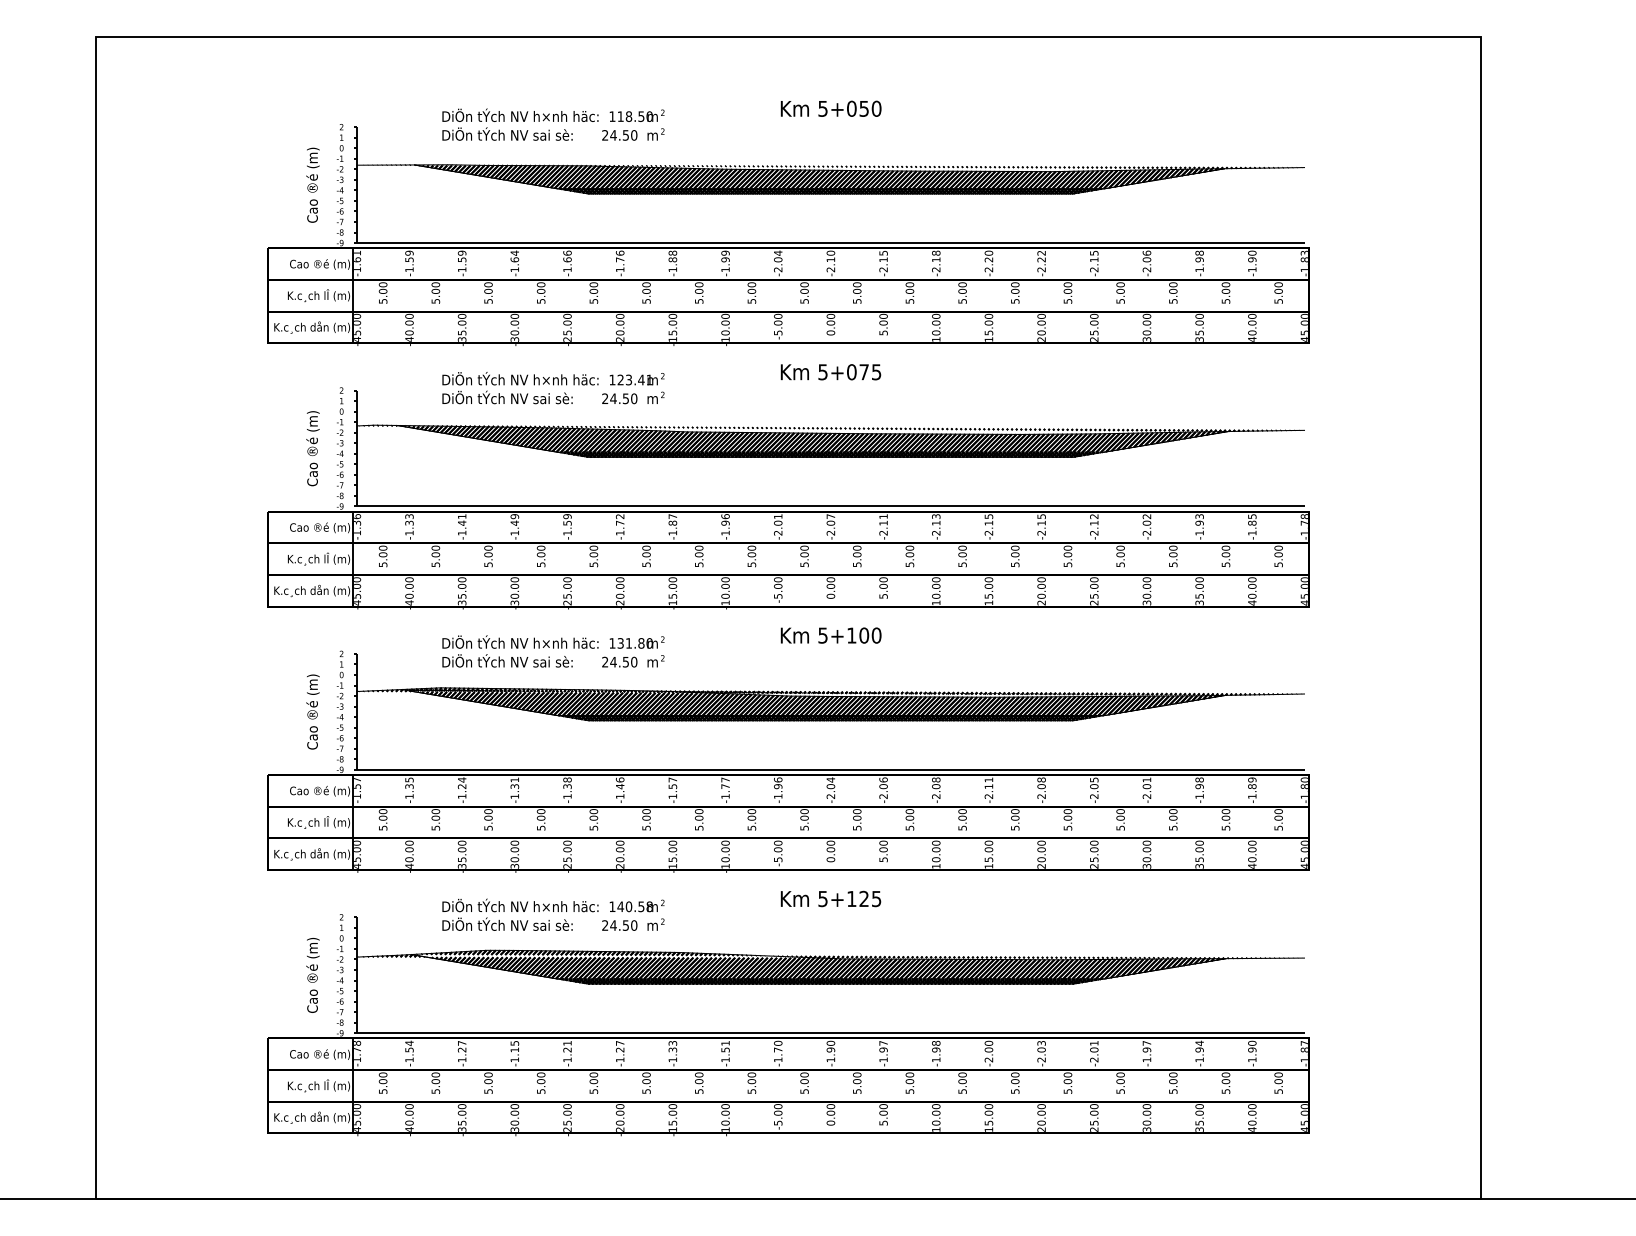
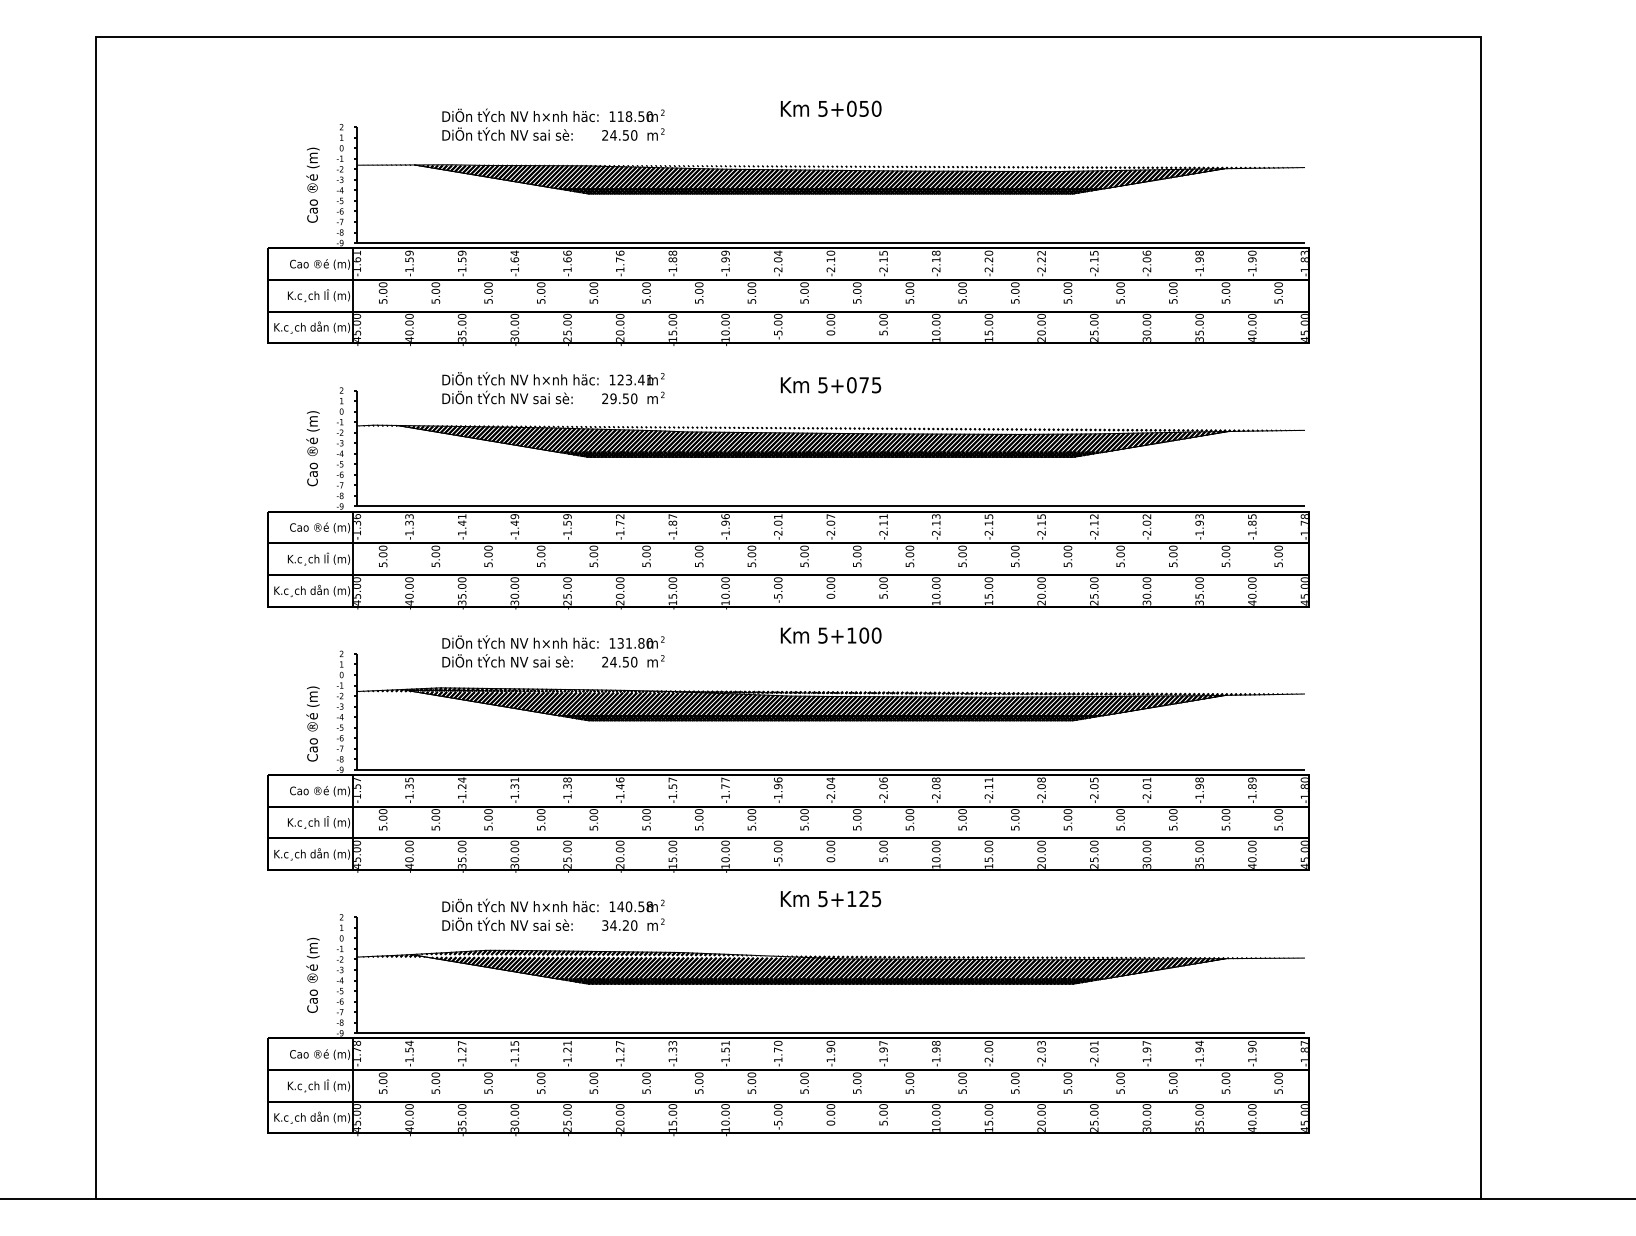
text position: (830, 372) -> (830, 385) (830, 385)
text: 24.50 -> 29.50 (613, 398)
text position: (312, 711) -> (312, 723) (312, 723)
text: 24.50 -> 34.20 (615, 925)
